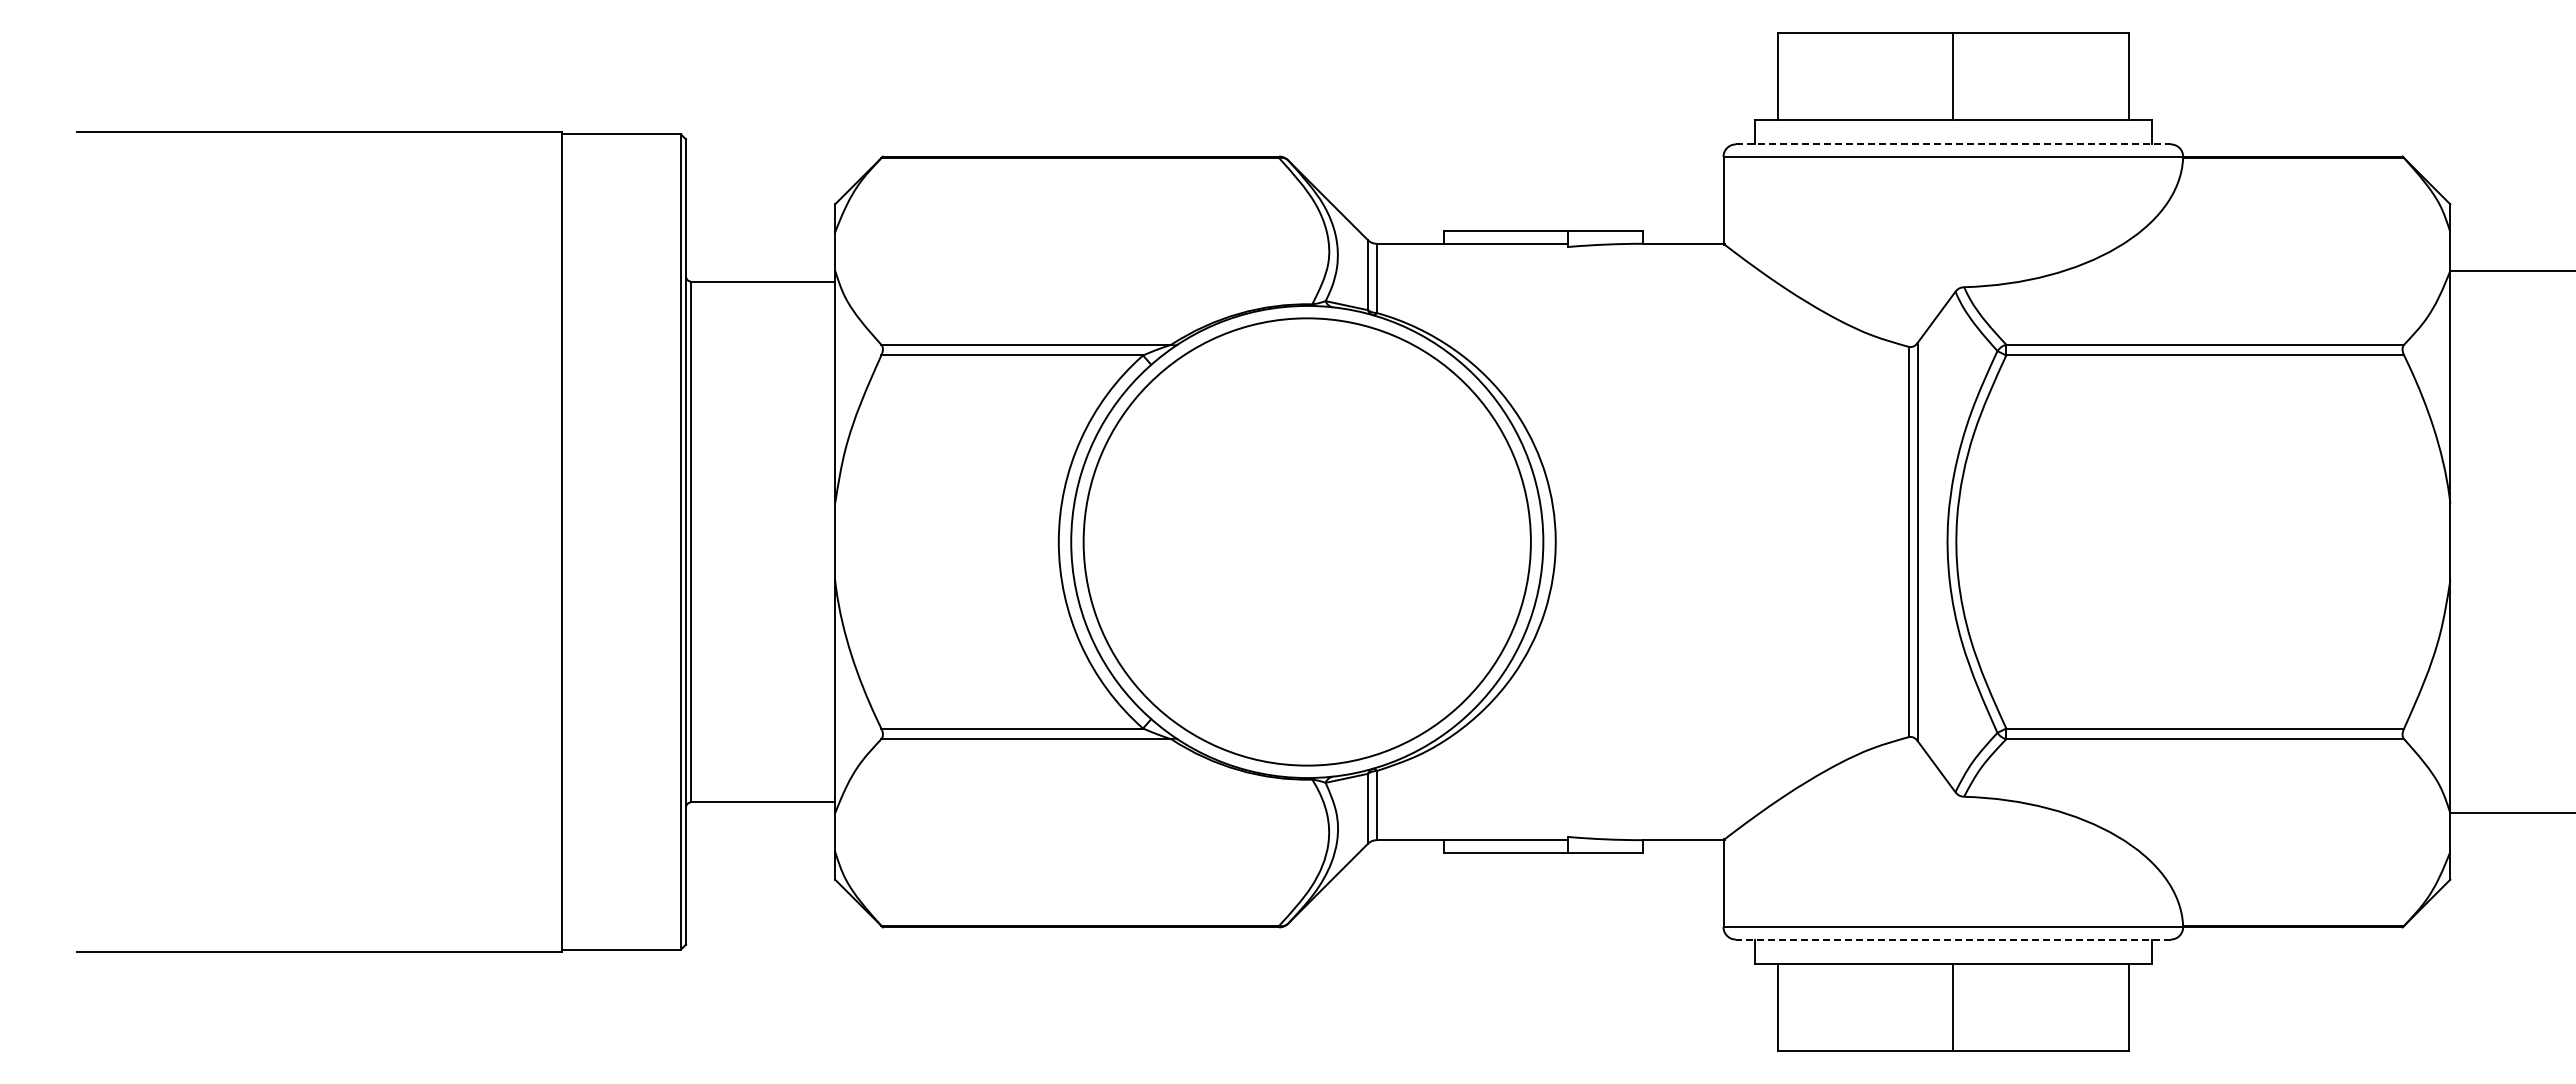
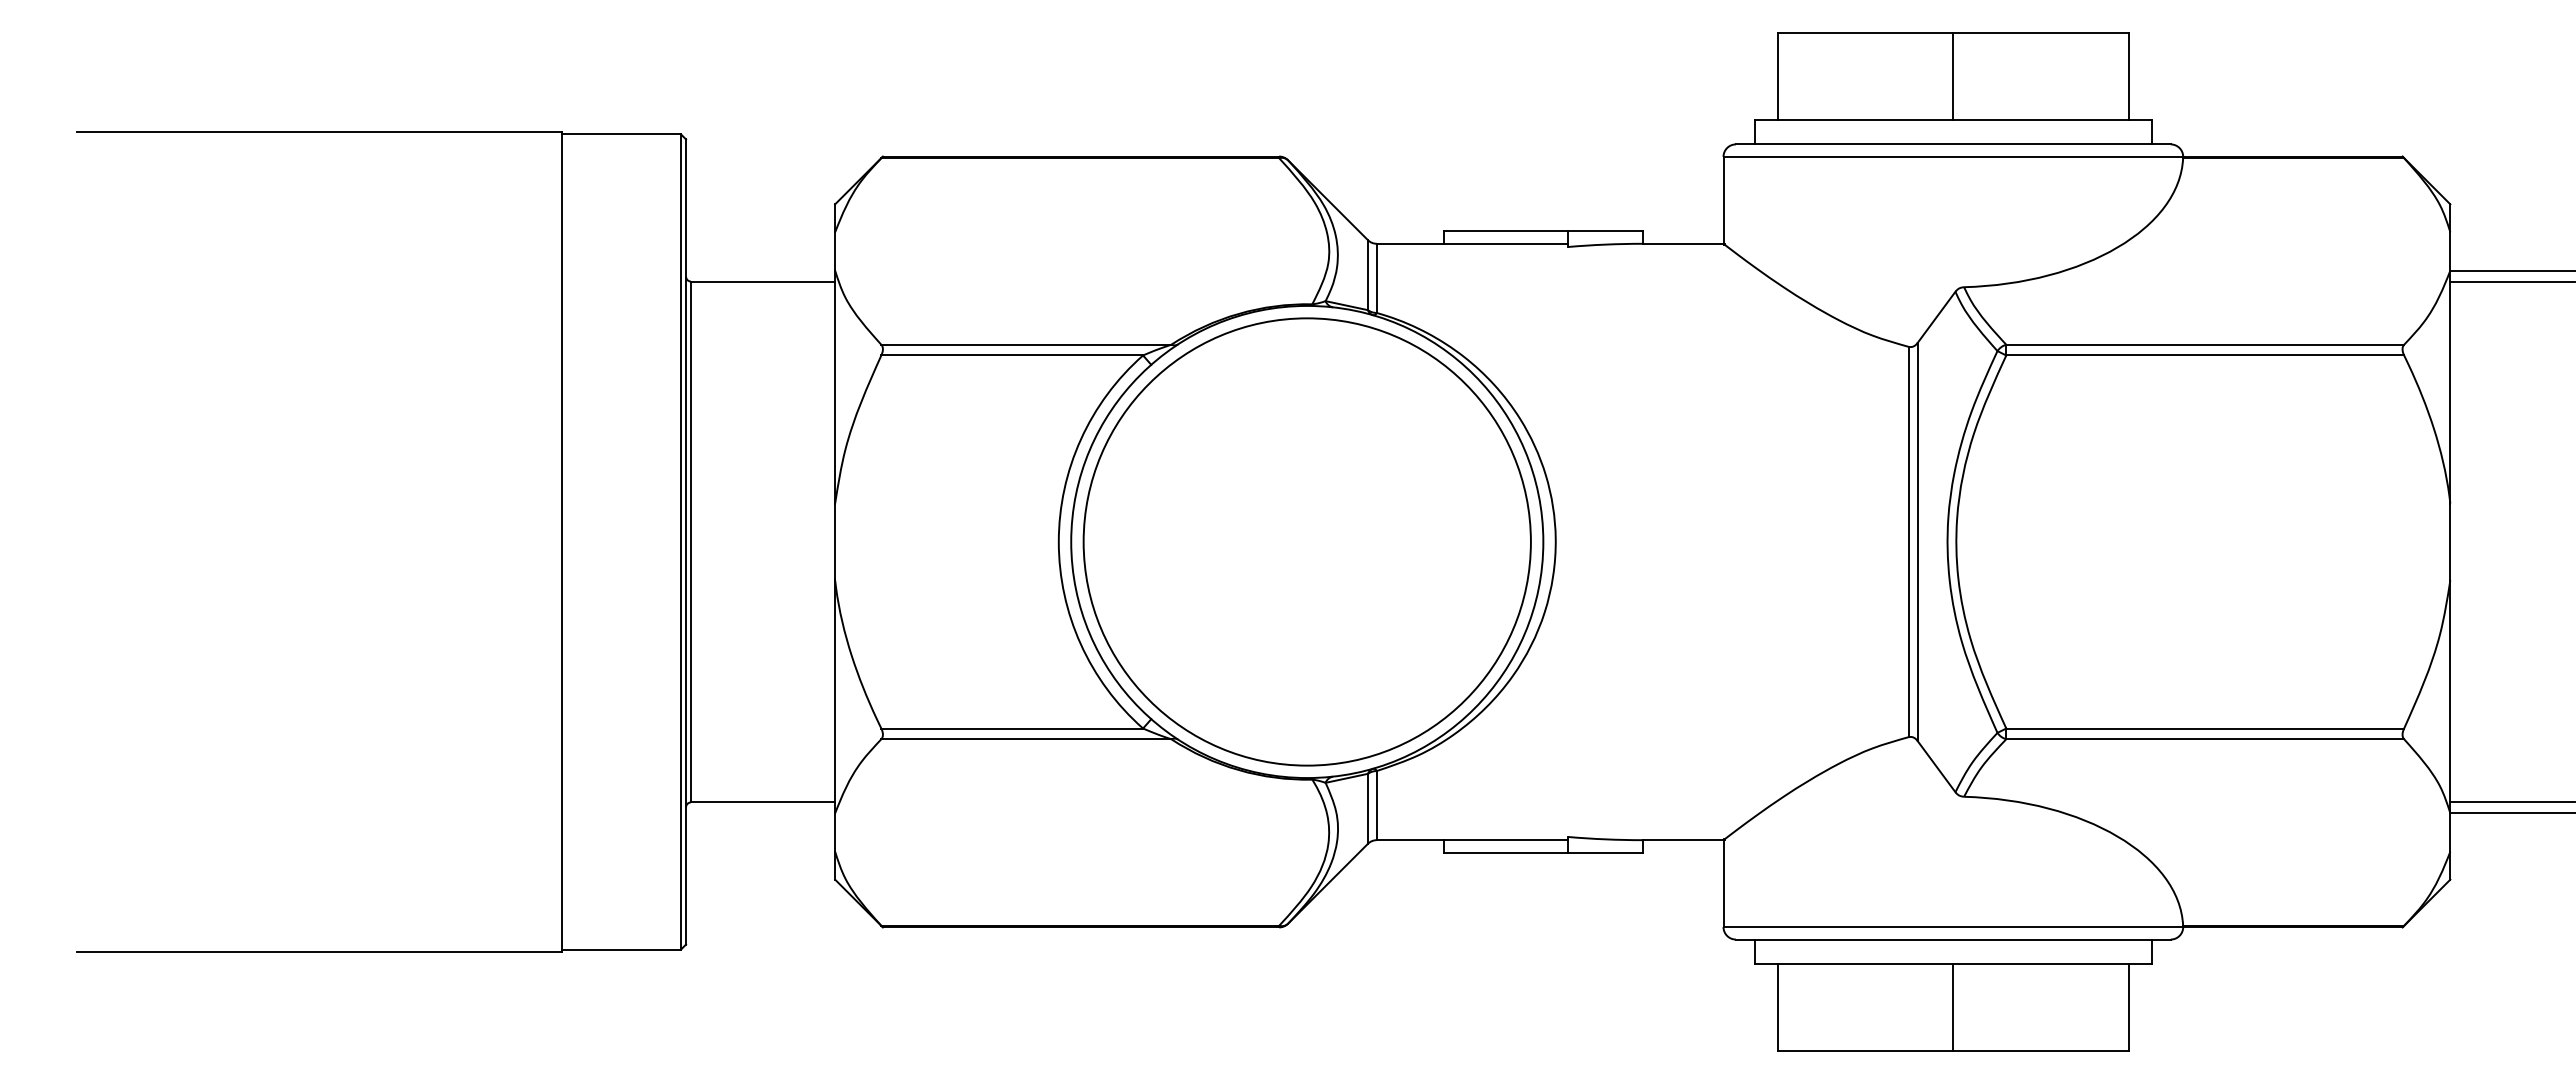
line: dashed -> solid (1953, 144)
line: none -> present (2511, 281)
line: none -> present (2511, 802)
line: dashed -> solid (1952, 939)
